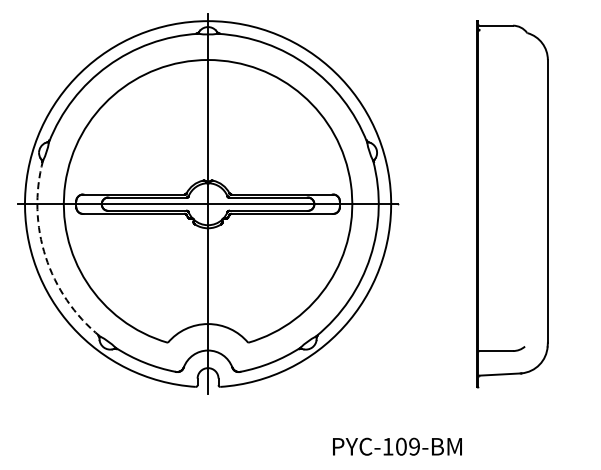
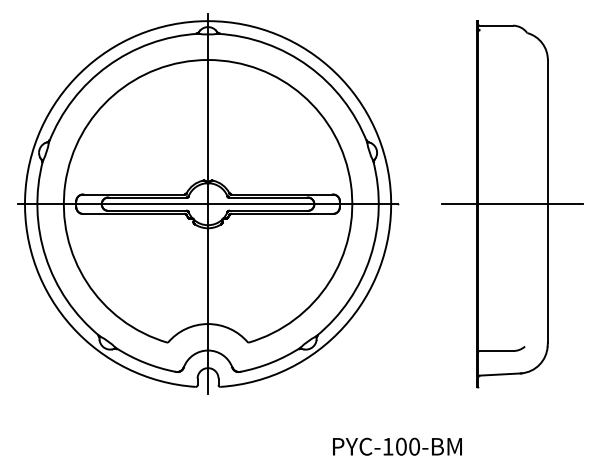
line: none -> present (511, 204)
arc: dashed -> solid (45, 256)
text: PYC-109-BM -> PYC-100-BM (414, 446)
